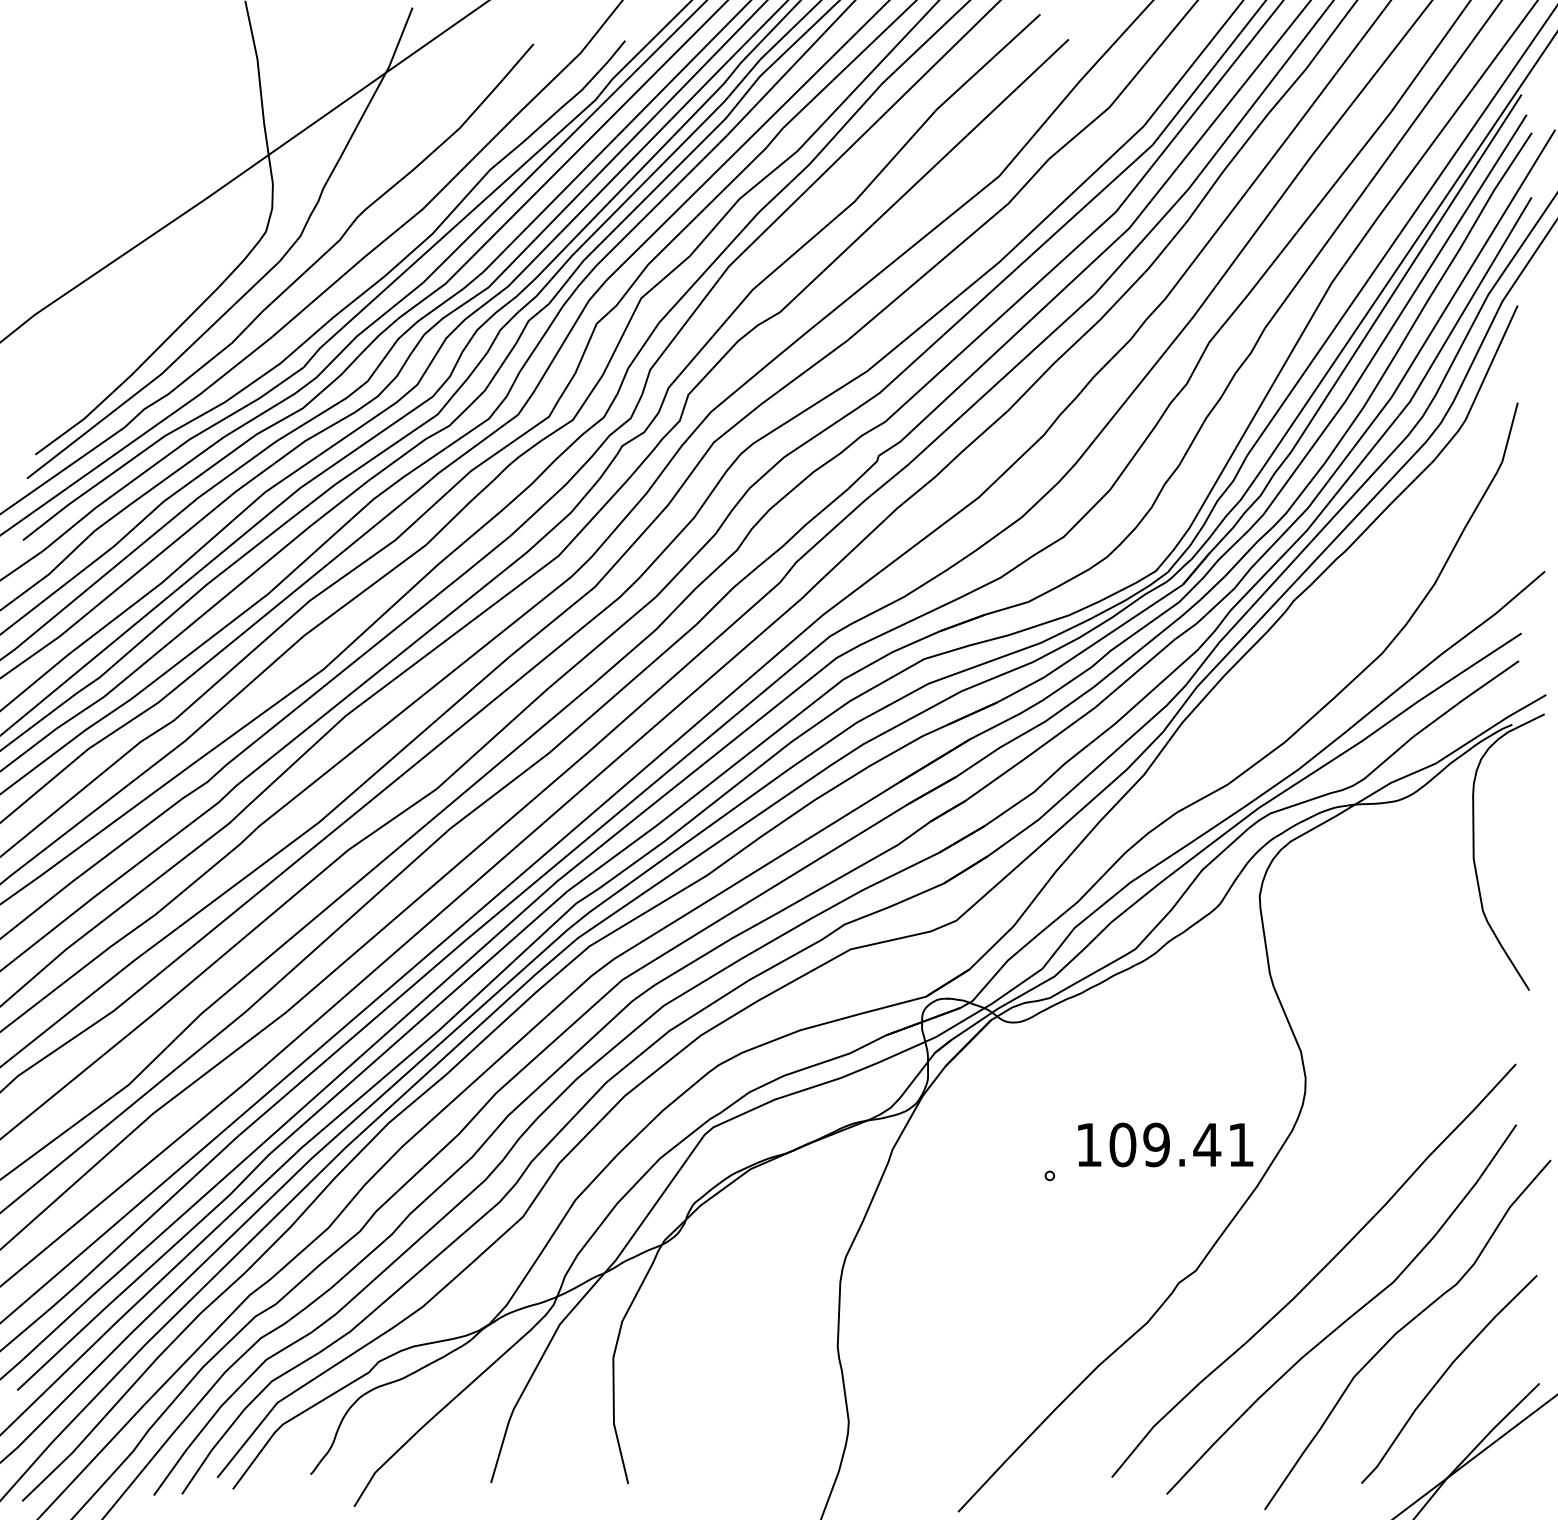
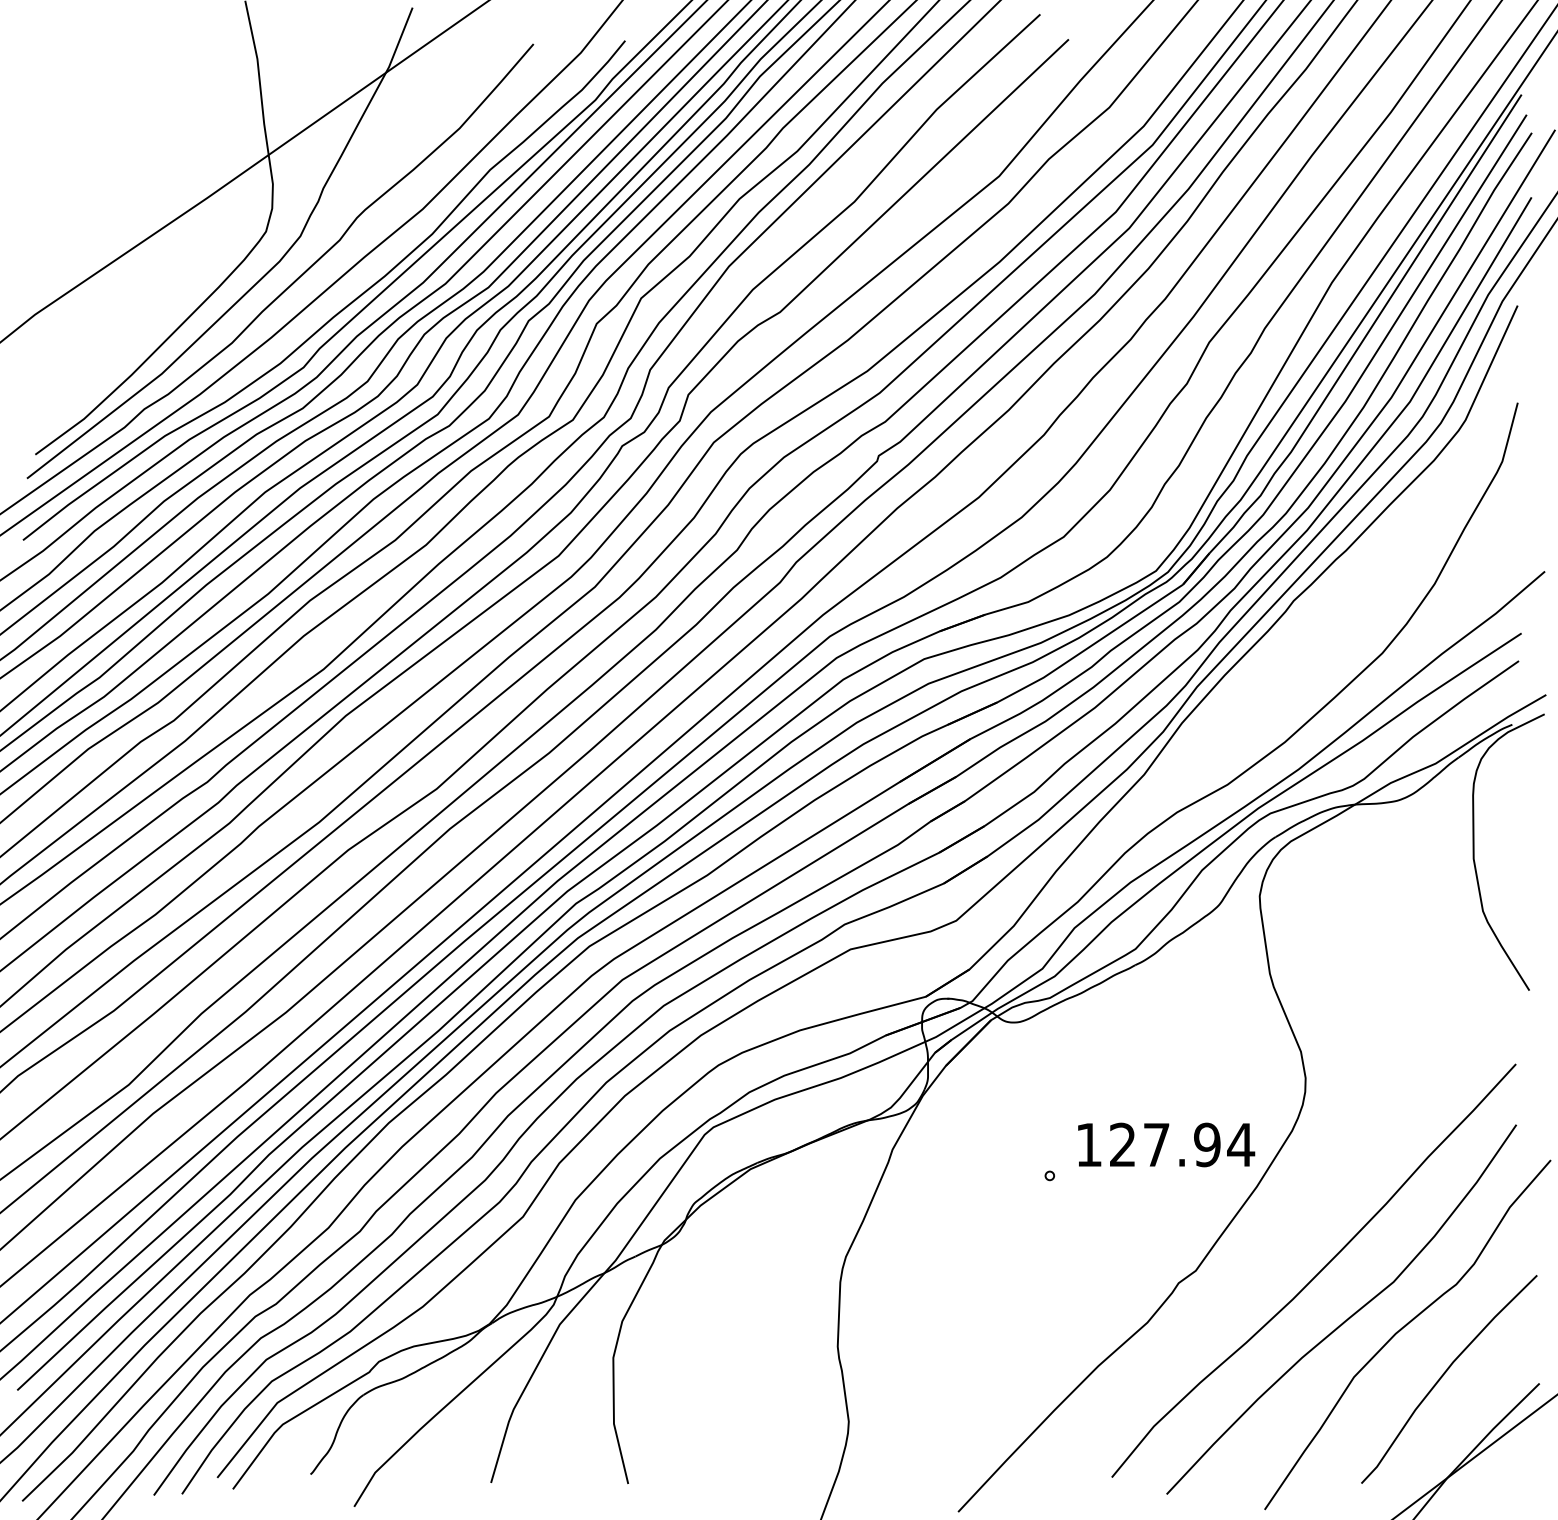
text: 109.41 -> 127.94 (1182, 1144)
